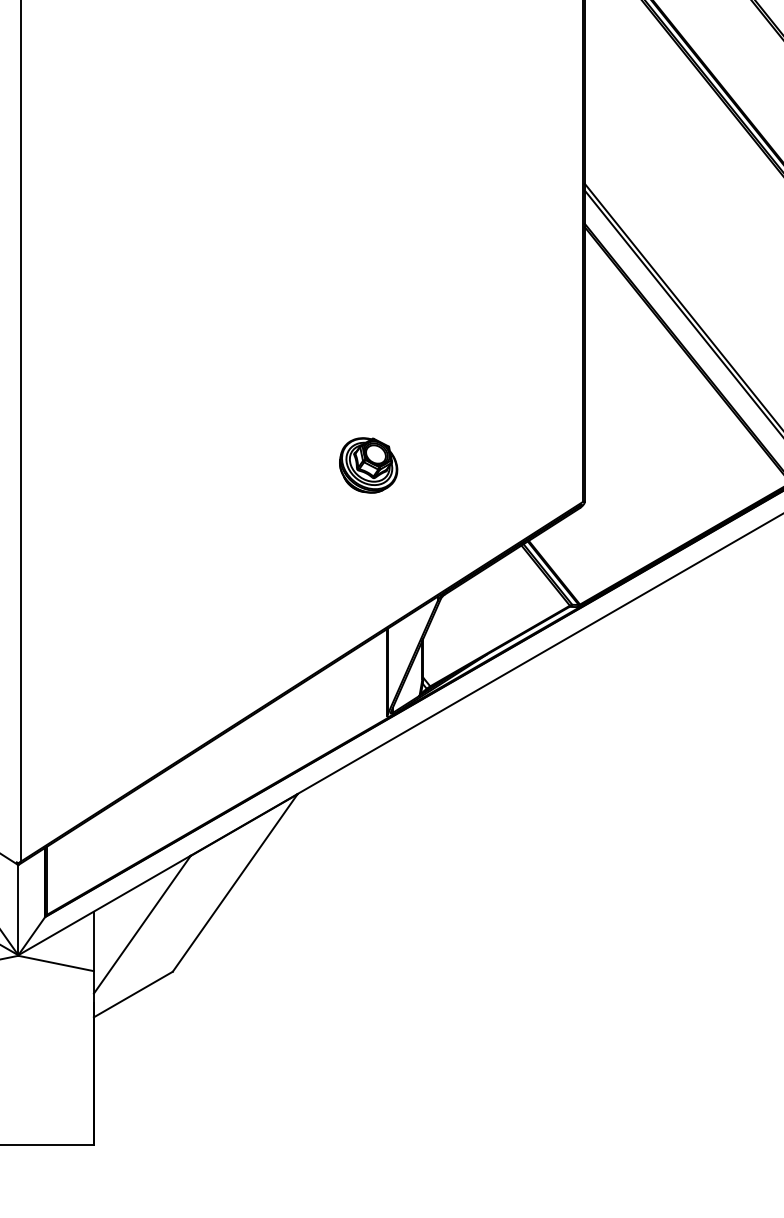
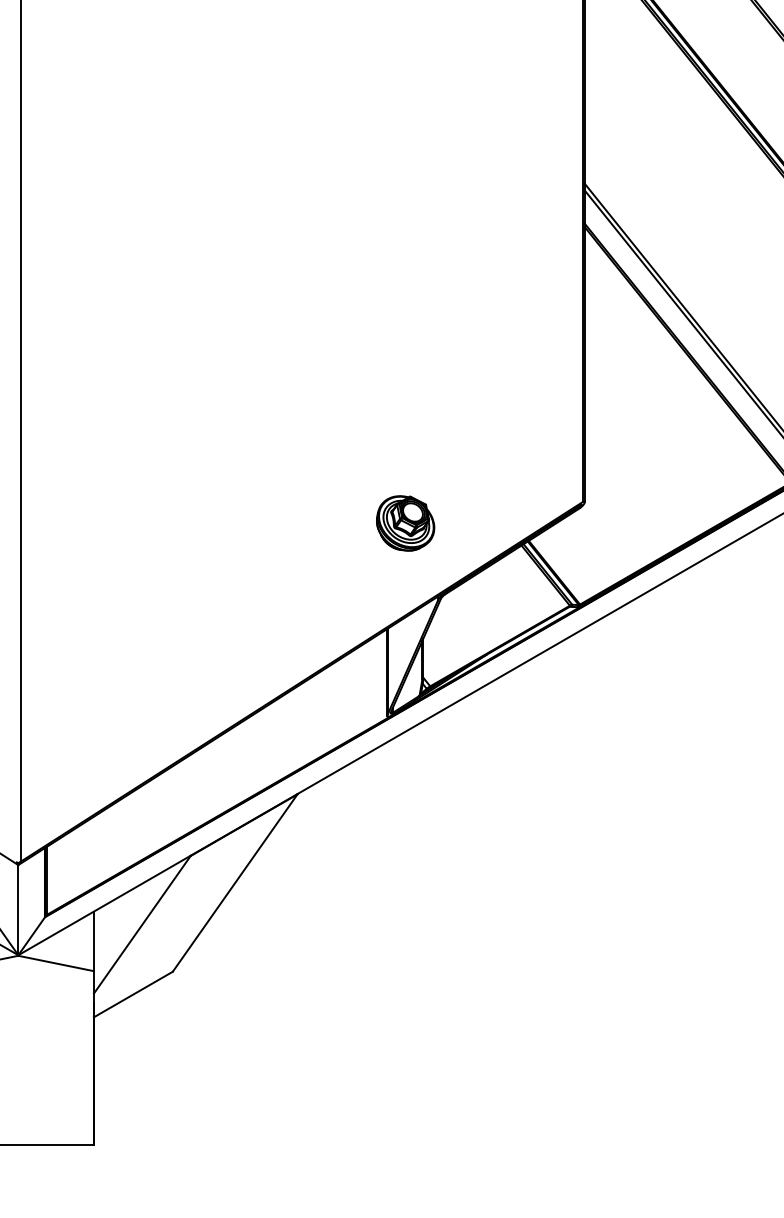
part position: (368, 465) -> (405, 523) (405, 523)
